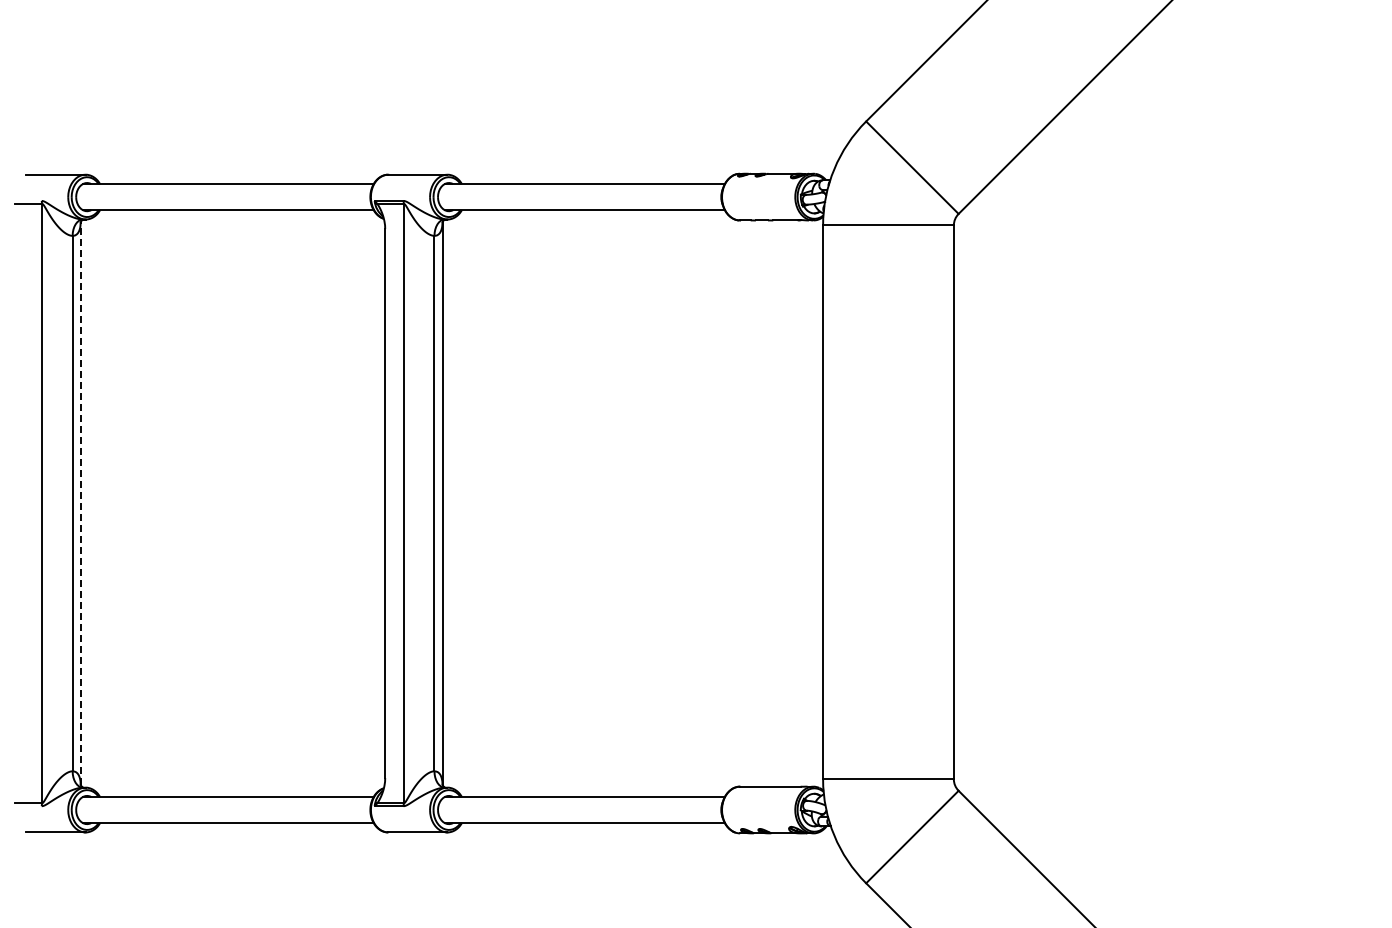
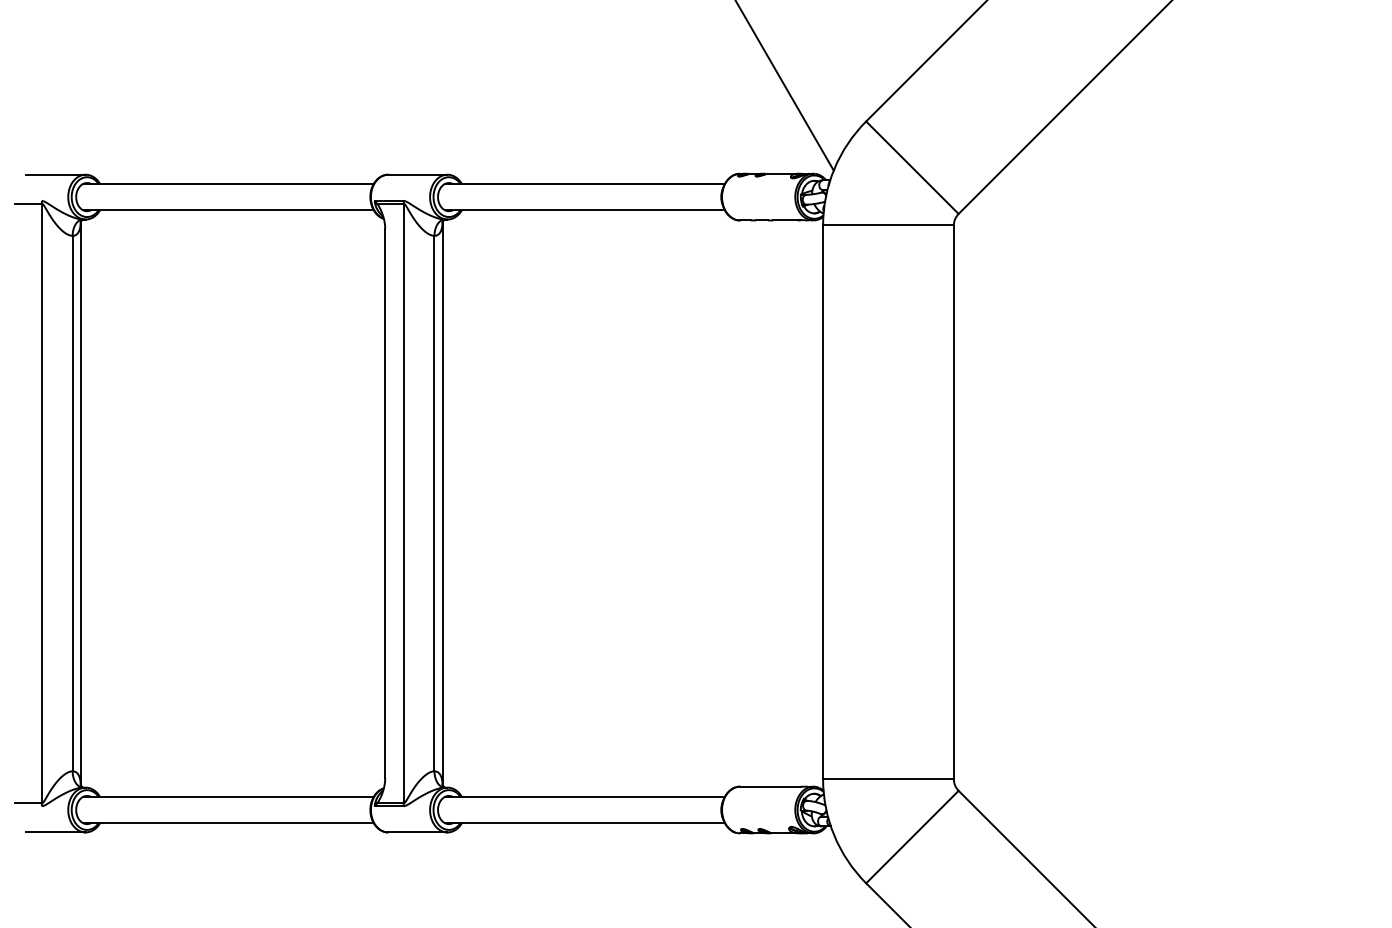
line: none -> present (784, 86)
line: dashed -> solid (80, 503)
